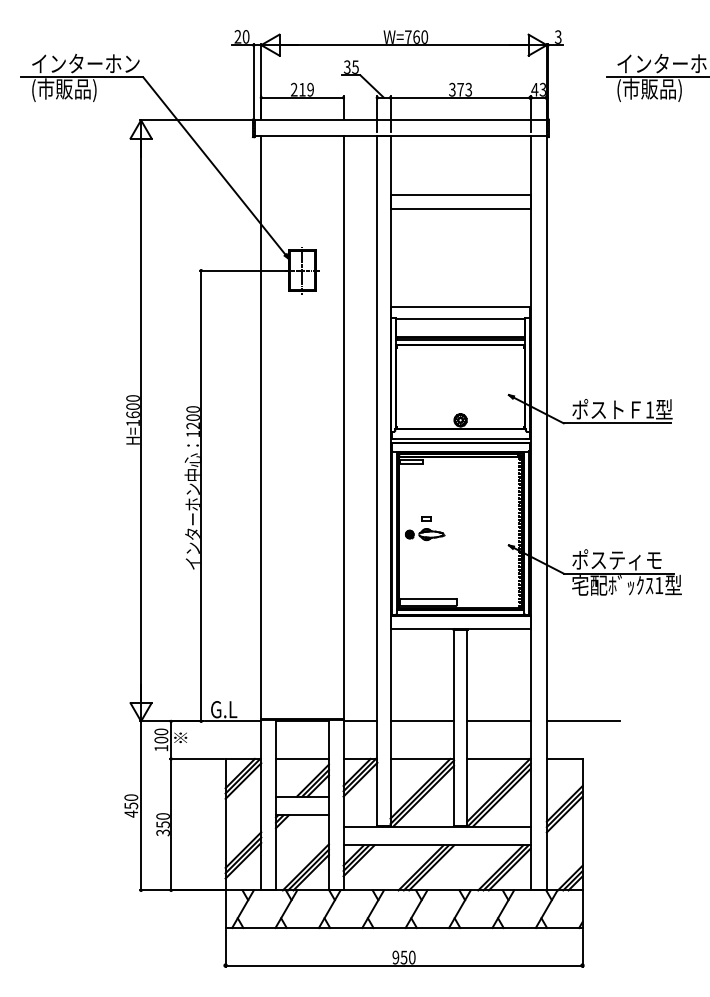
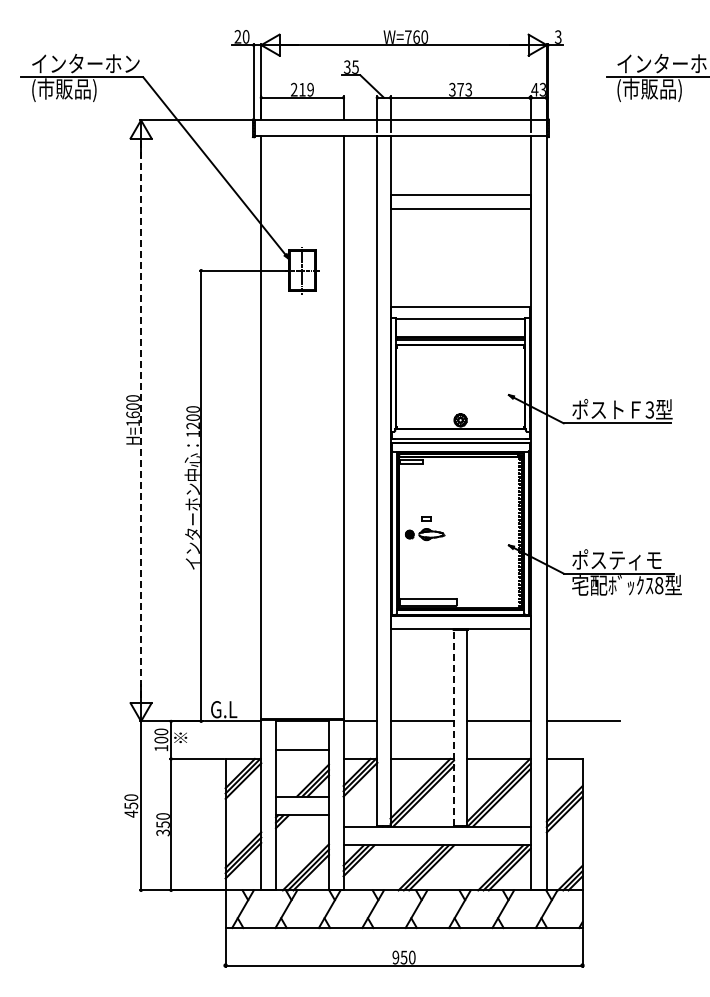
text: 1 -> 3 (649, 409)
line: solid -> dashed (141, 420)
text: 1 -> 8 (659, 585)
line: solid -> dashed (454, 727)
line position: (301, 758) -> (301, 749) (301, 749)
